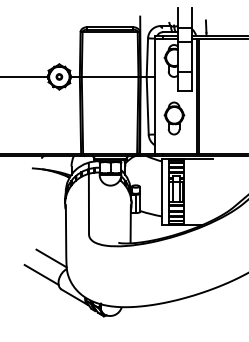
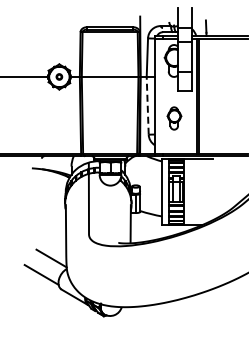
line: solid -> dashed (147, 105)
part size: 23x35 px -> 17x25 px (174, 118)
